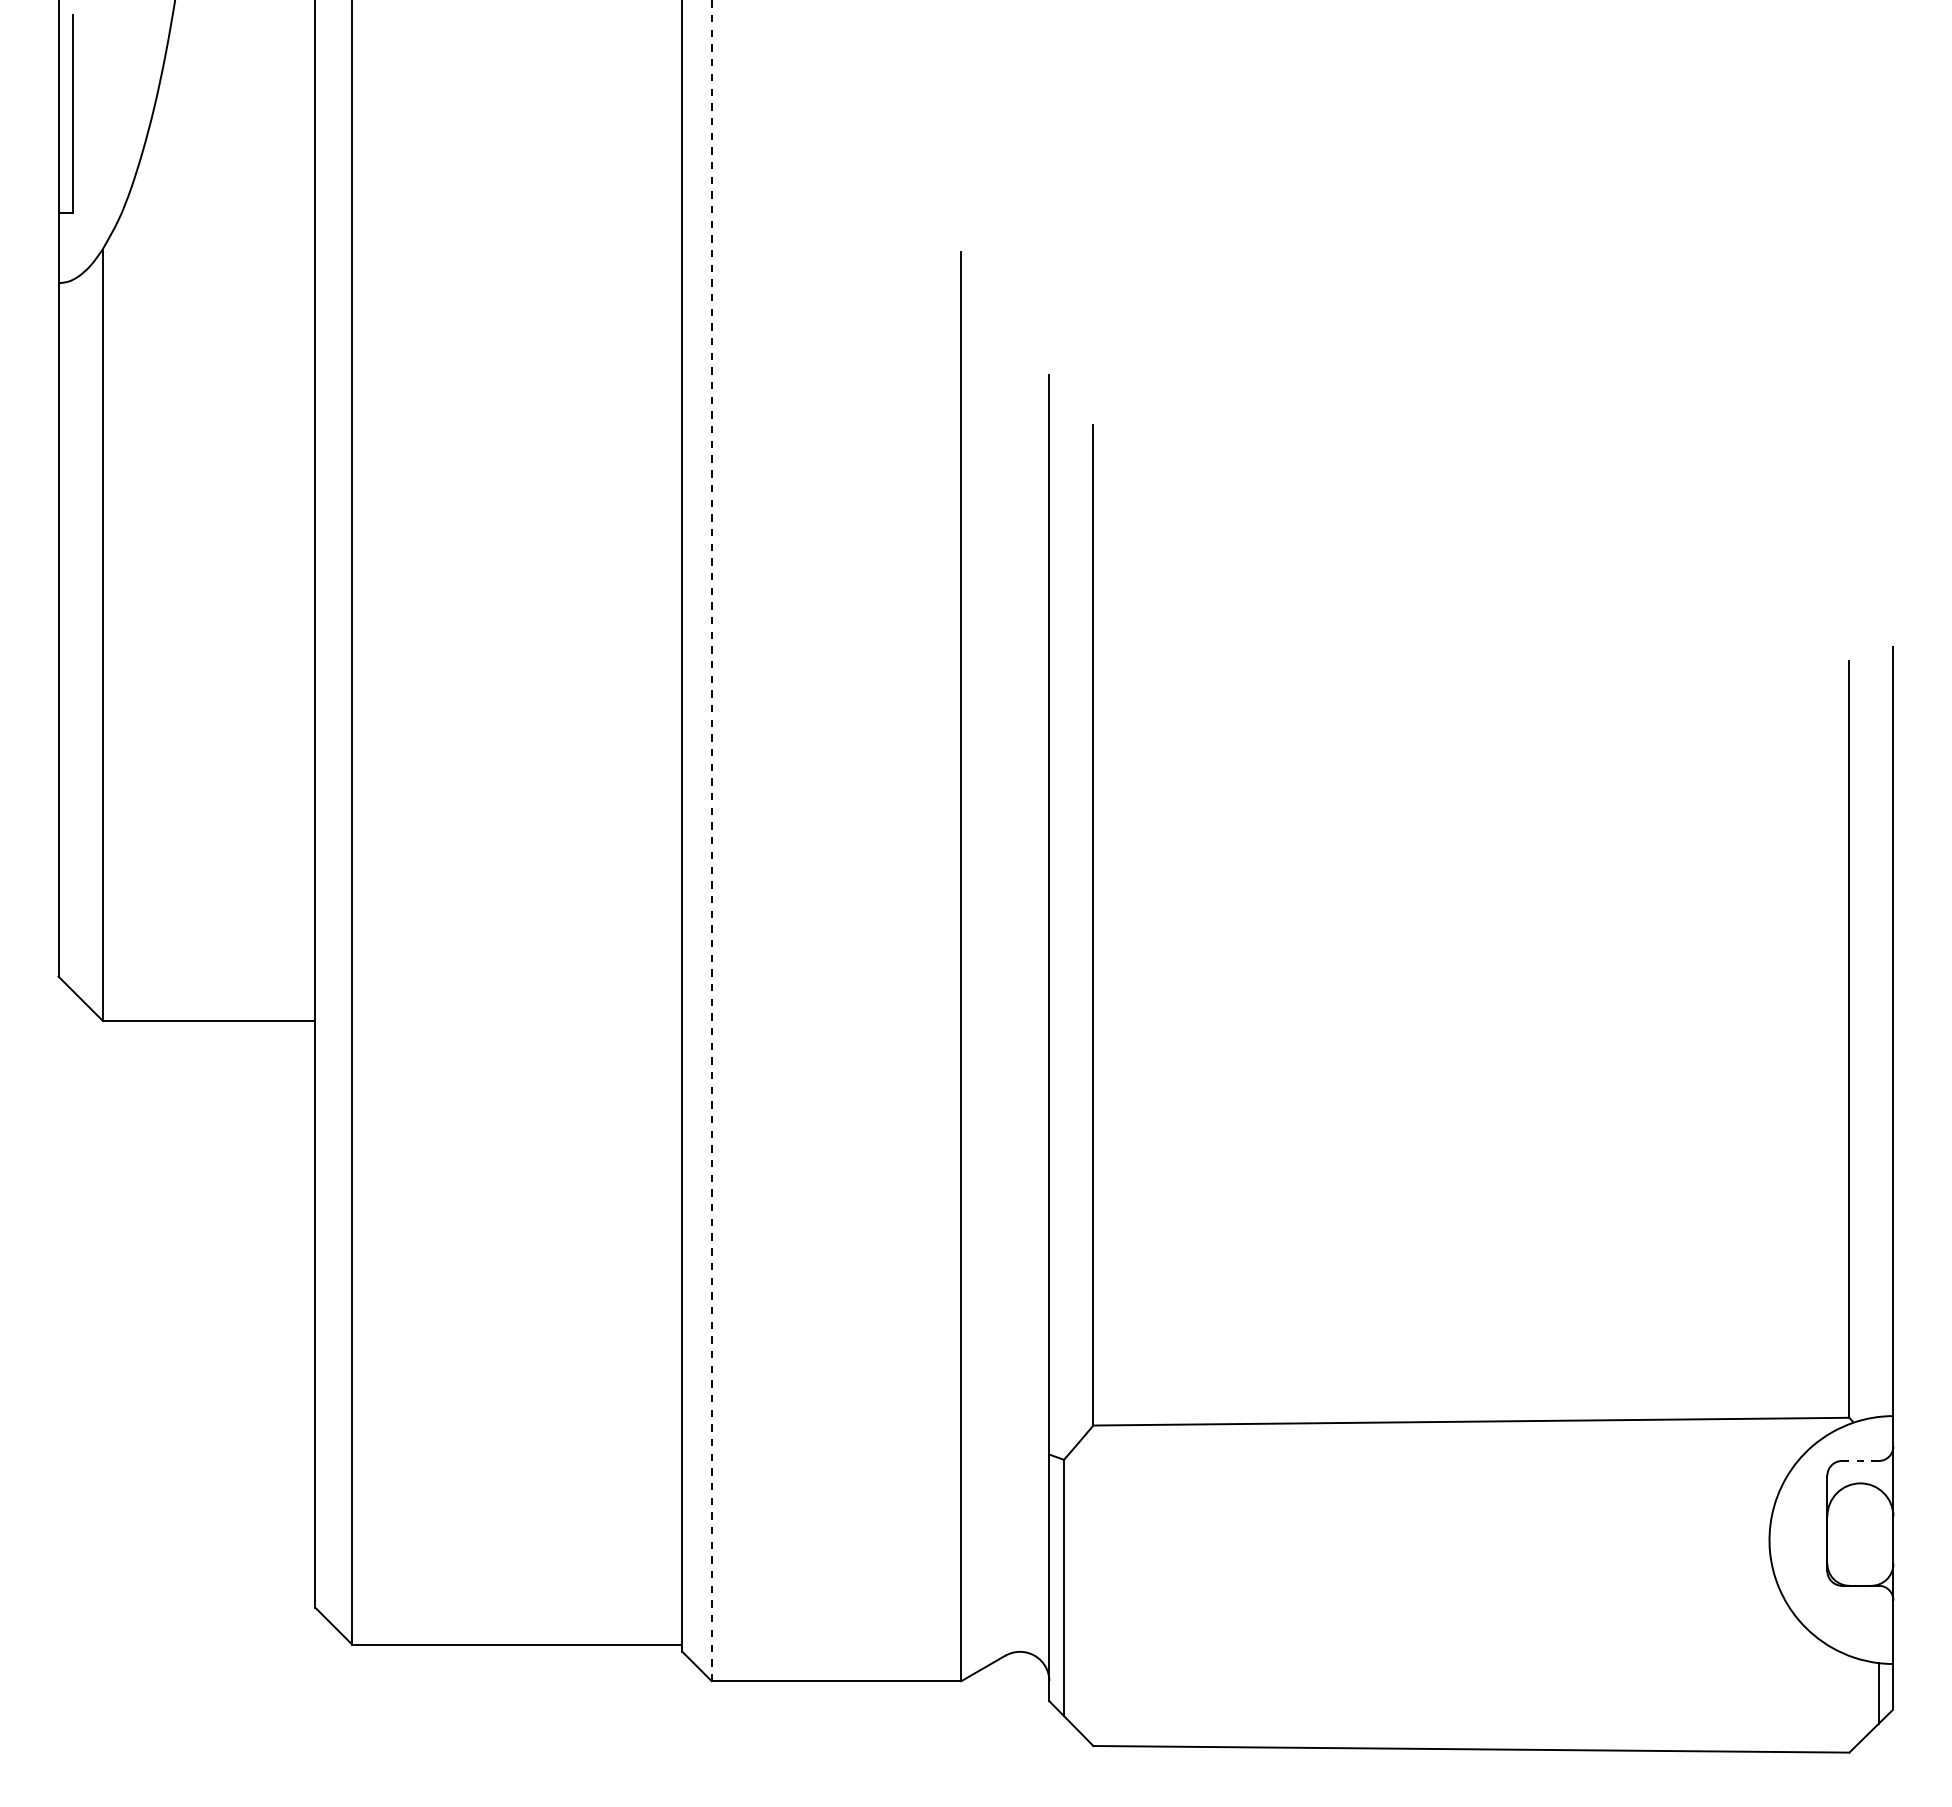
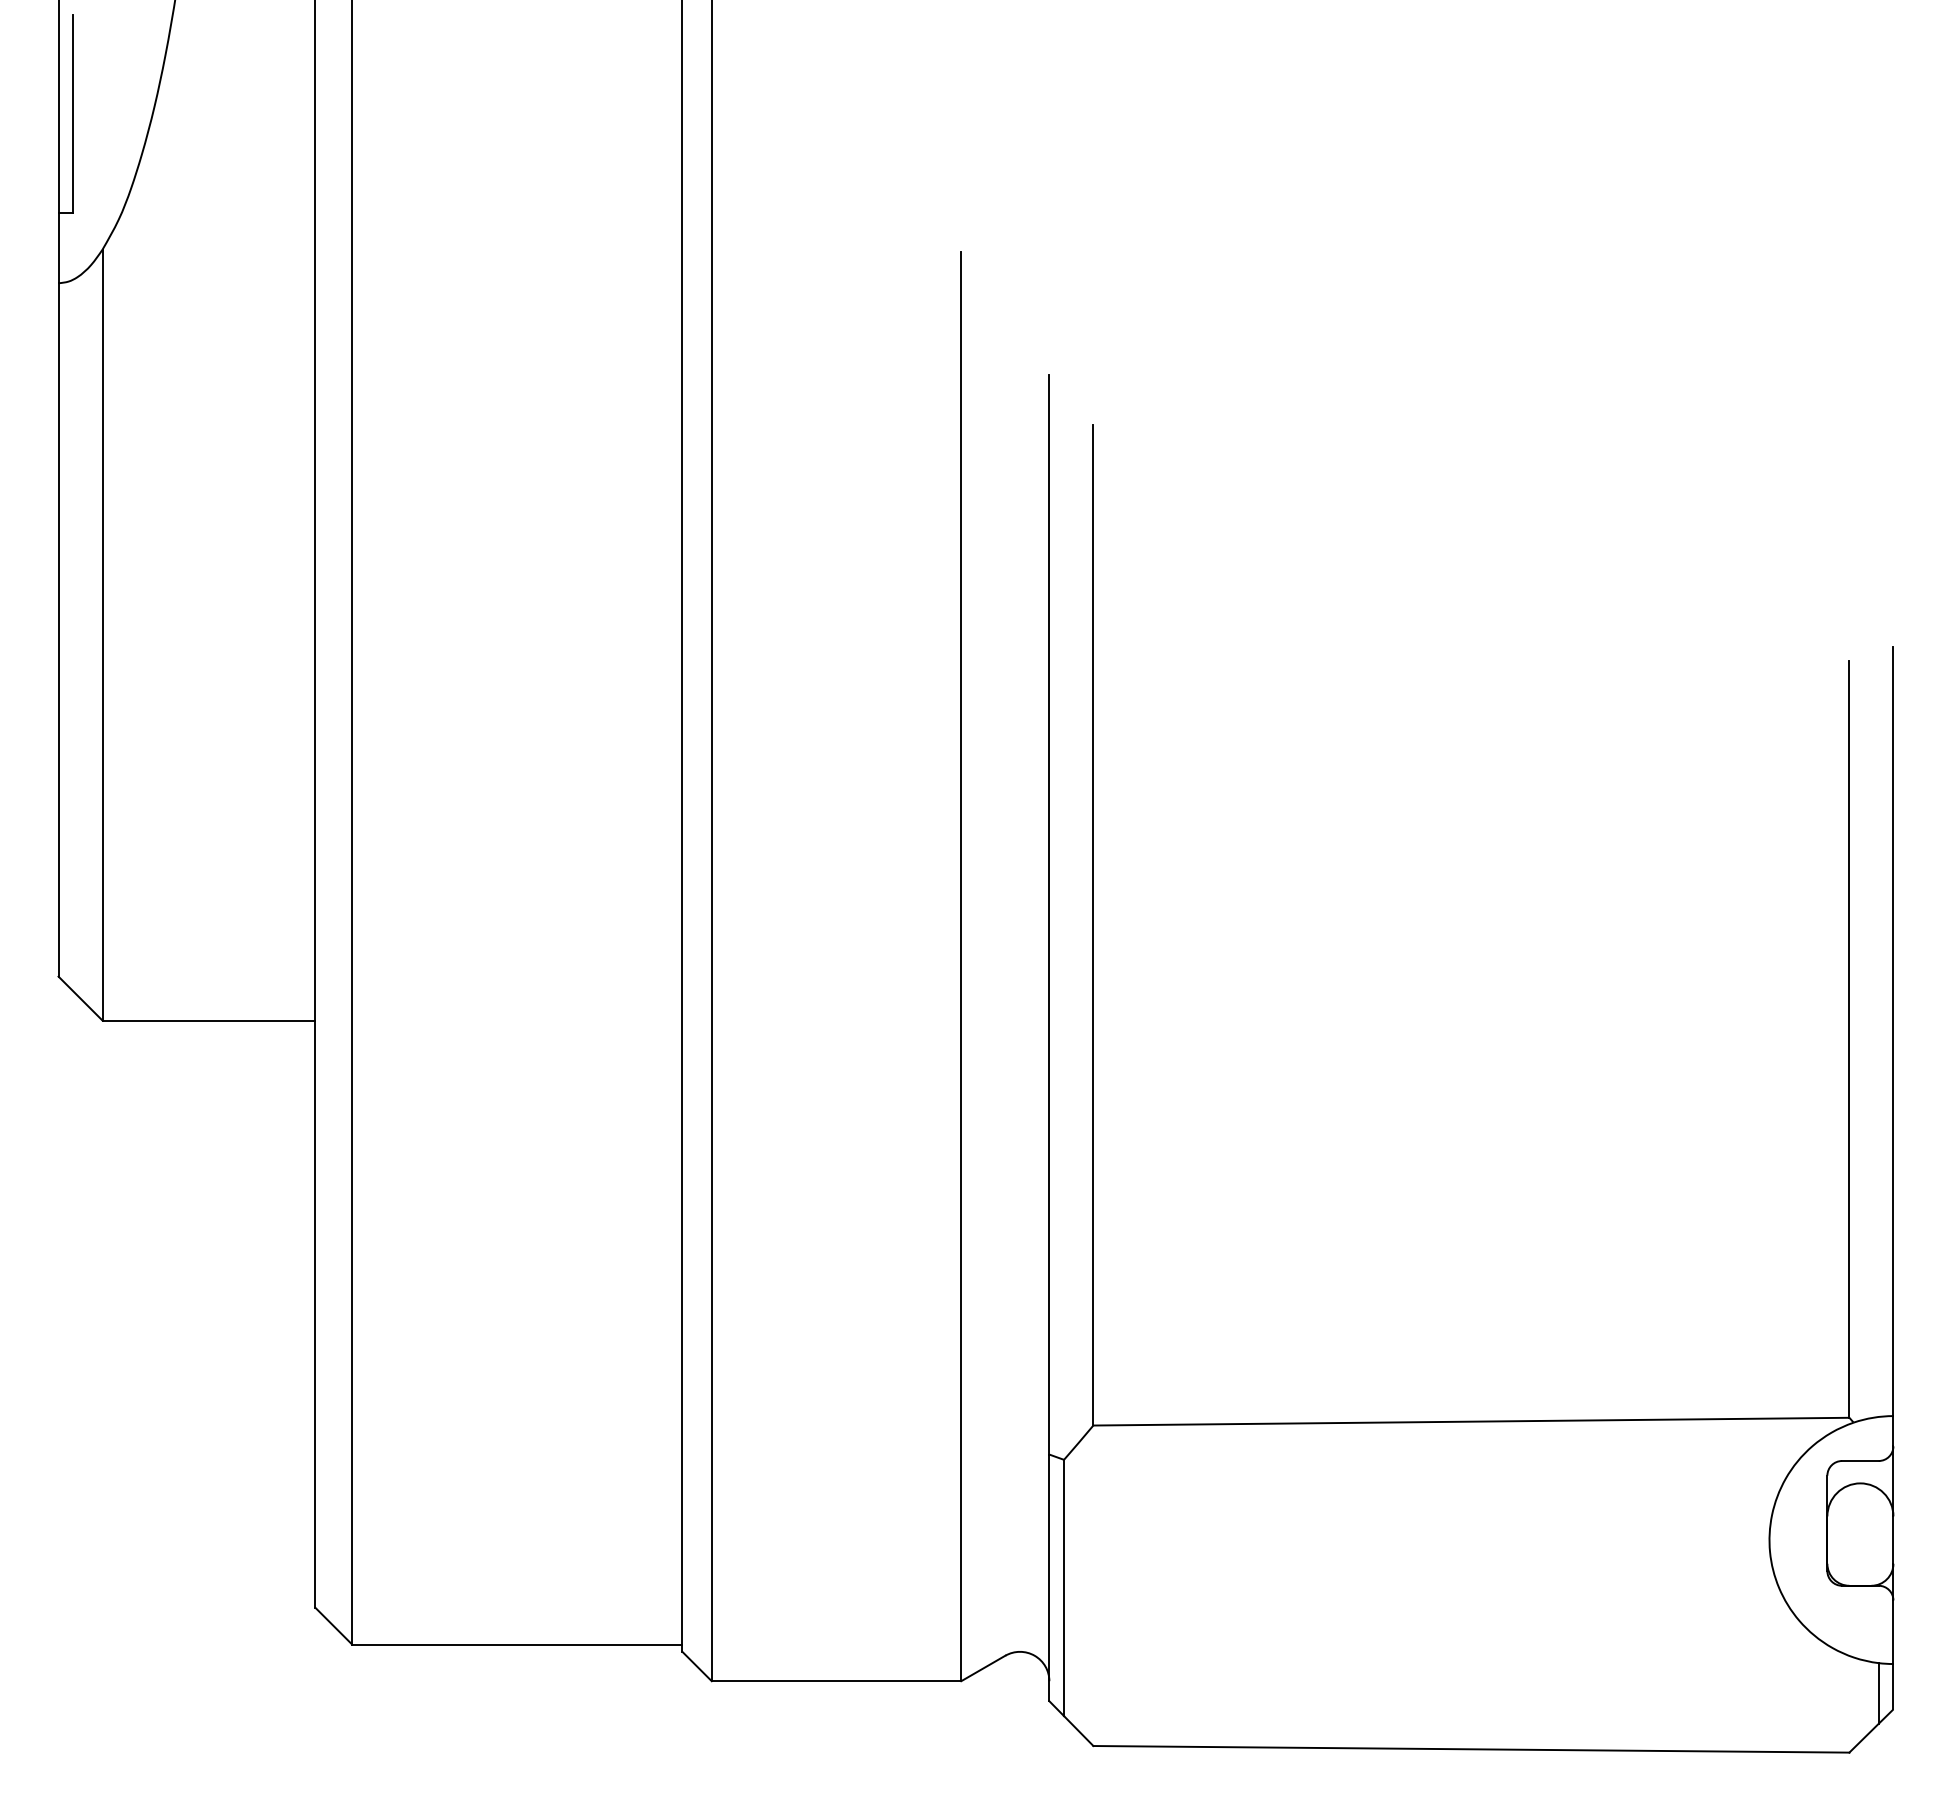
line: dashed -> solid (711, 840)
line: dashed -> solid (1859, 1461)
